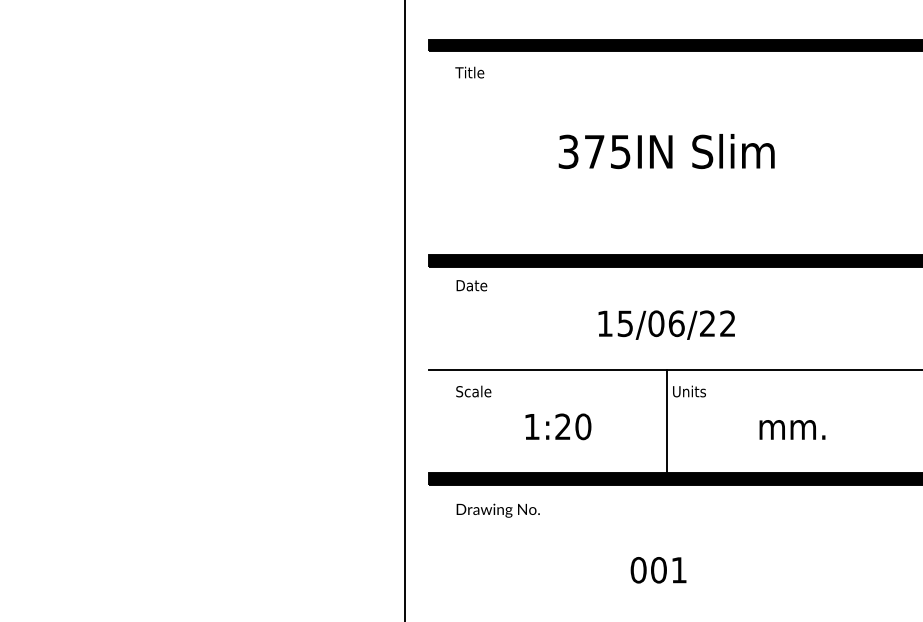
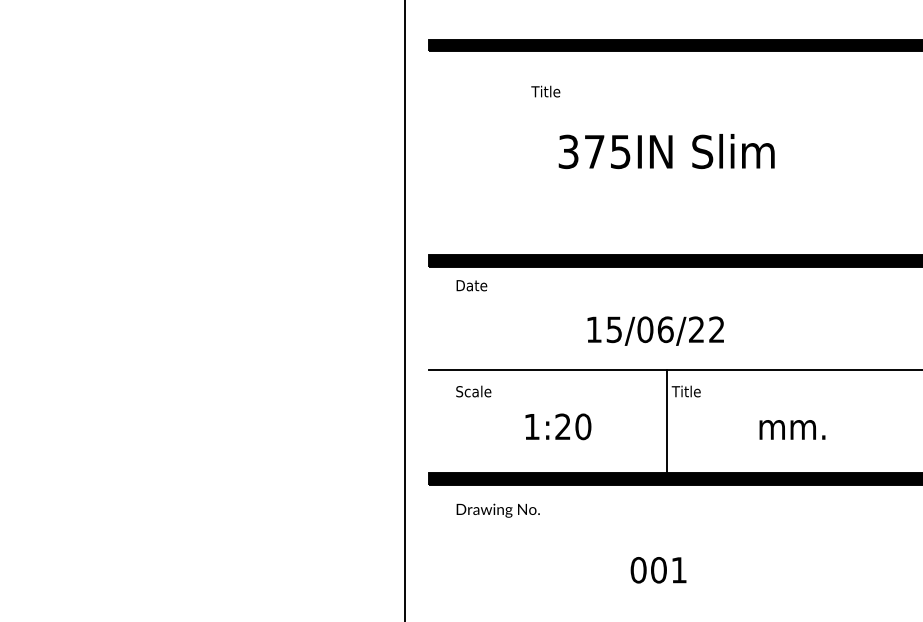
text position: (469, 72) -> (545, 91) (545, 91)
text position: (666, 324) -> (655, 330) (655, 330)
text: Units -> Title (688, 391)
